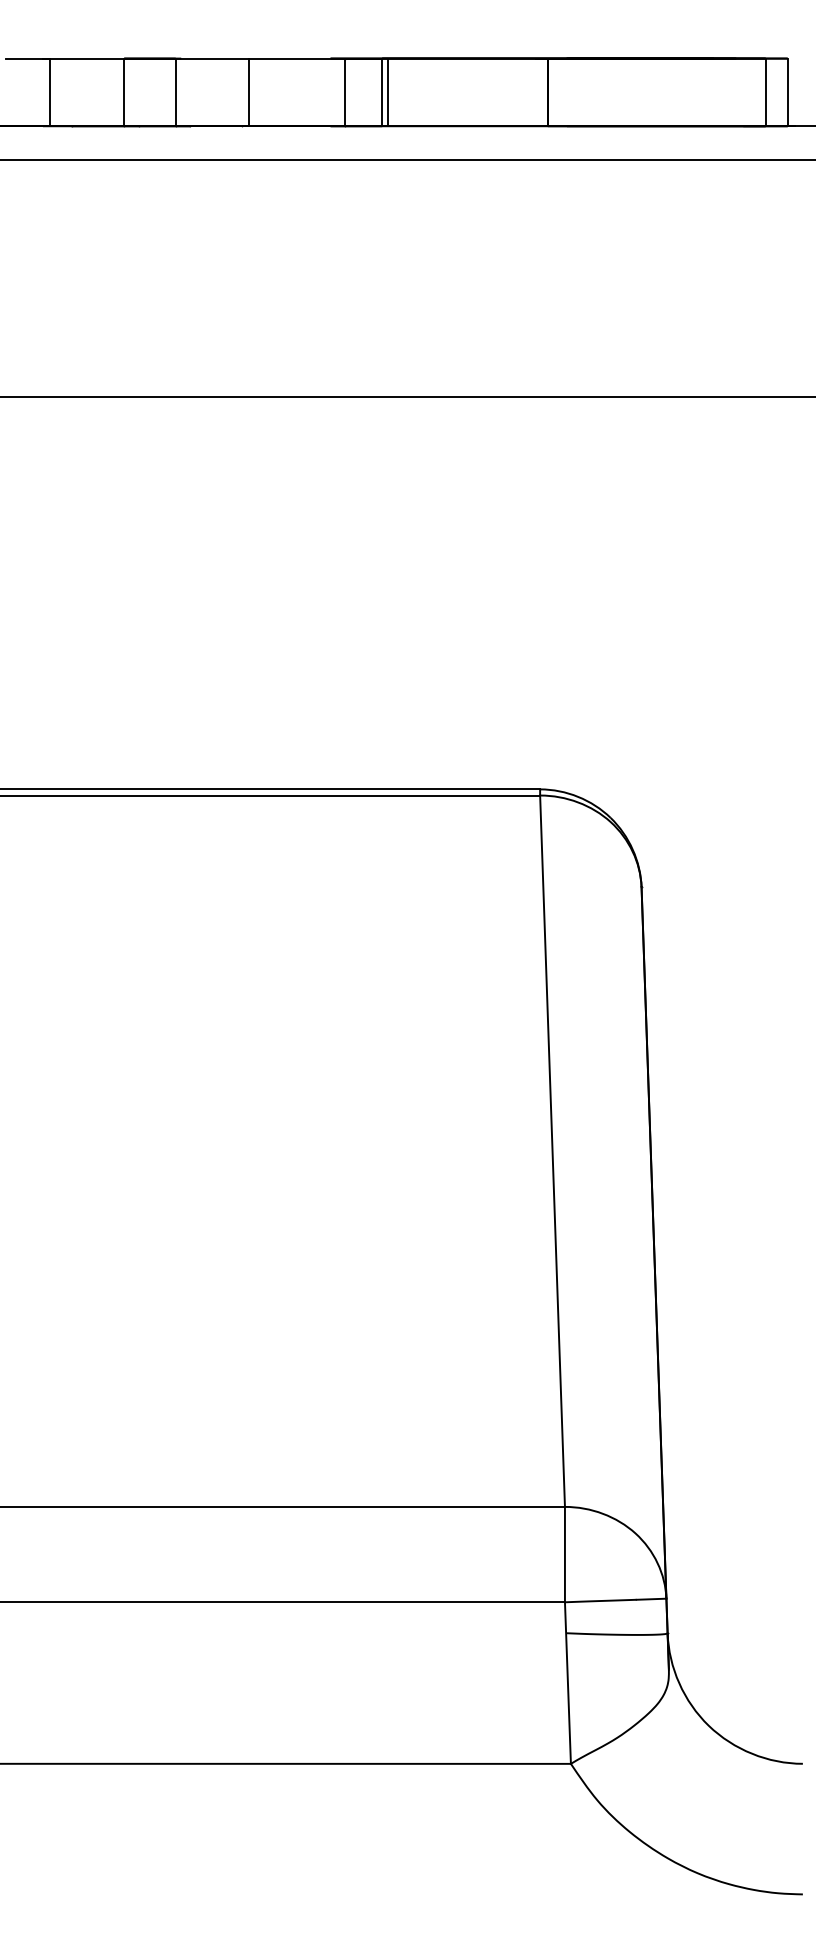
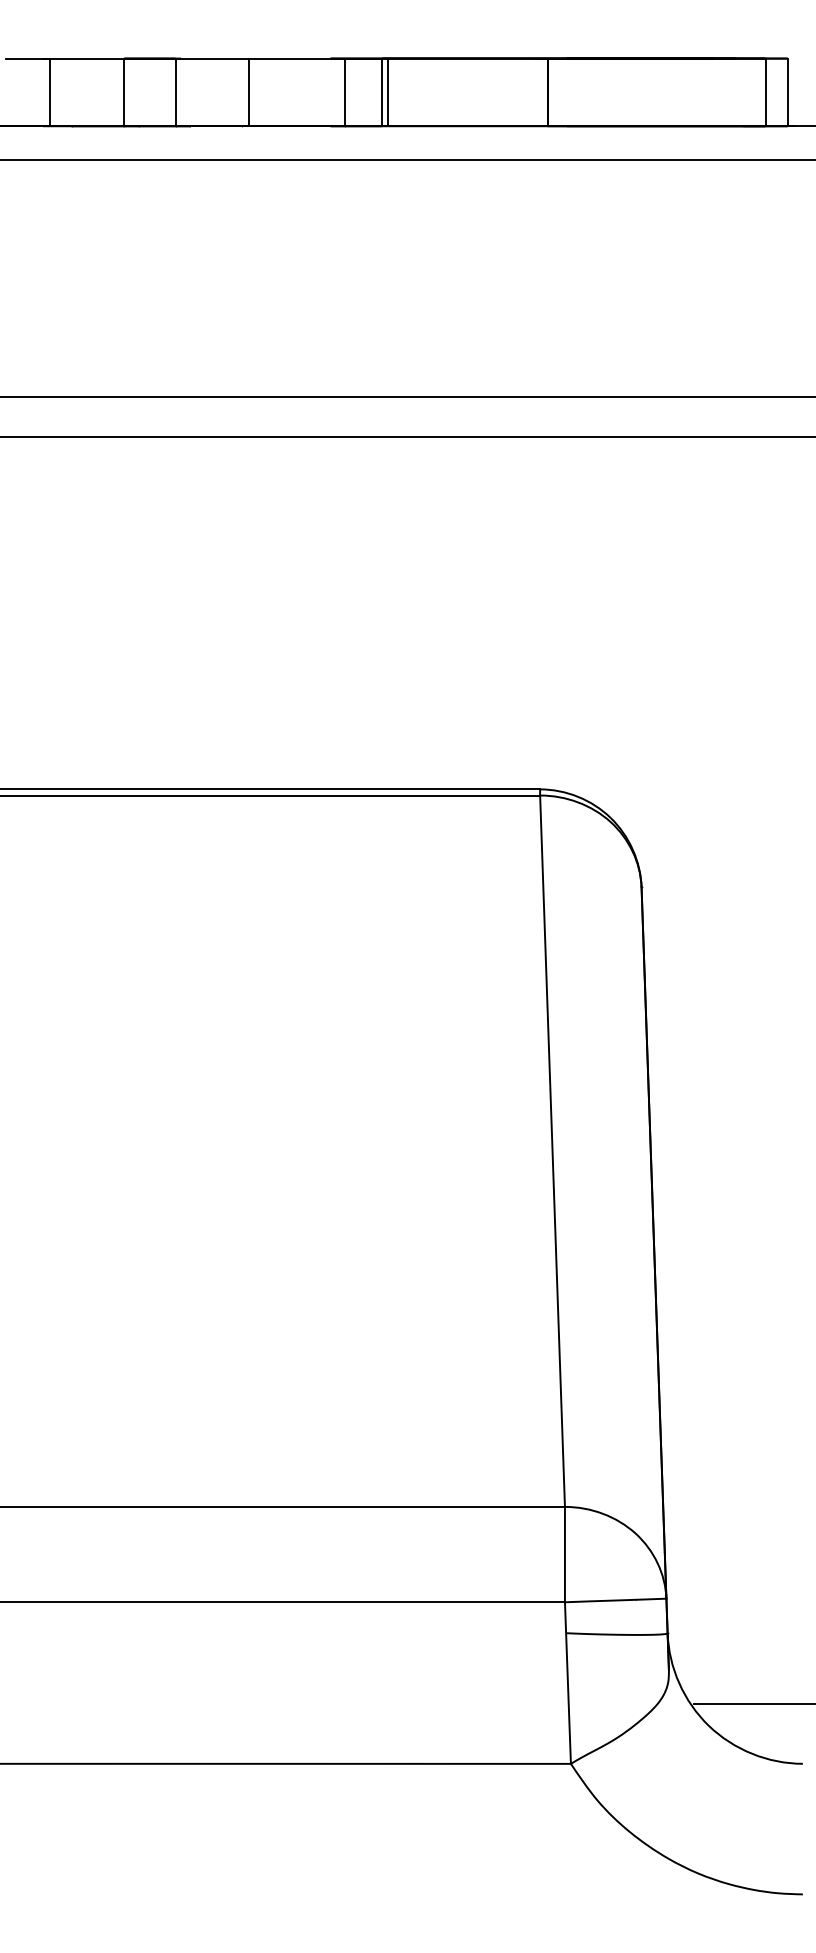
line: none -> present (407, 436)
line: none -> present (753, 1704)
